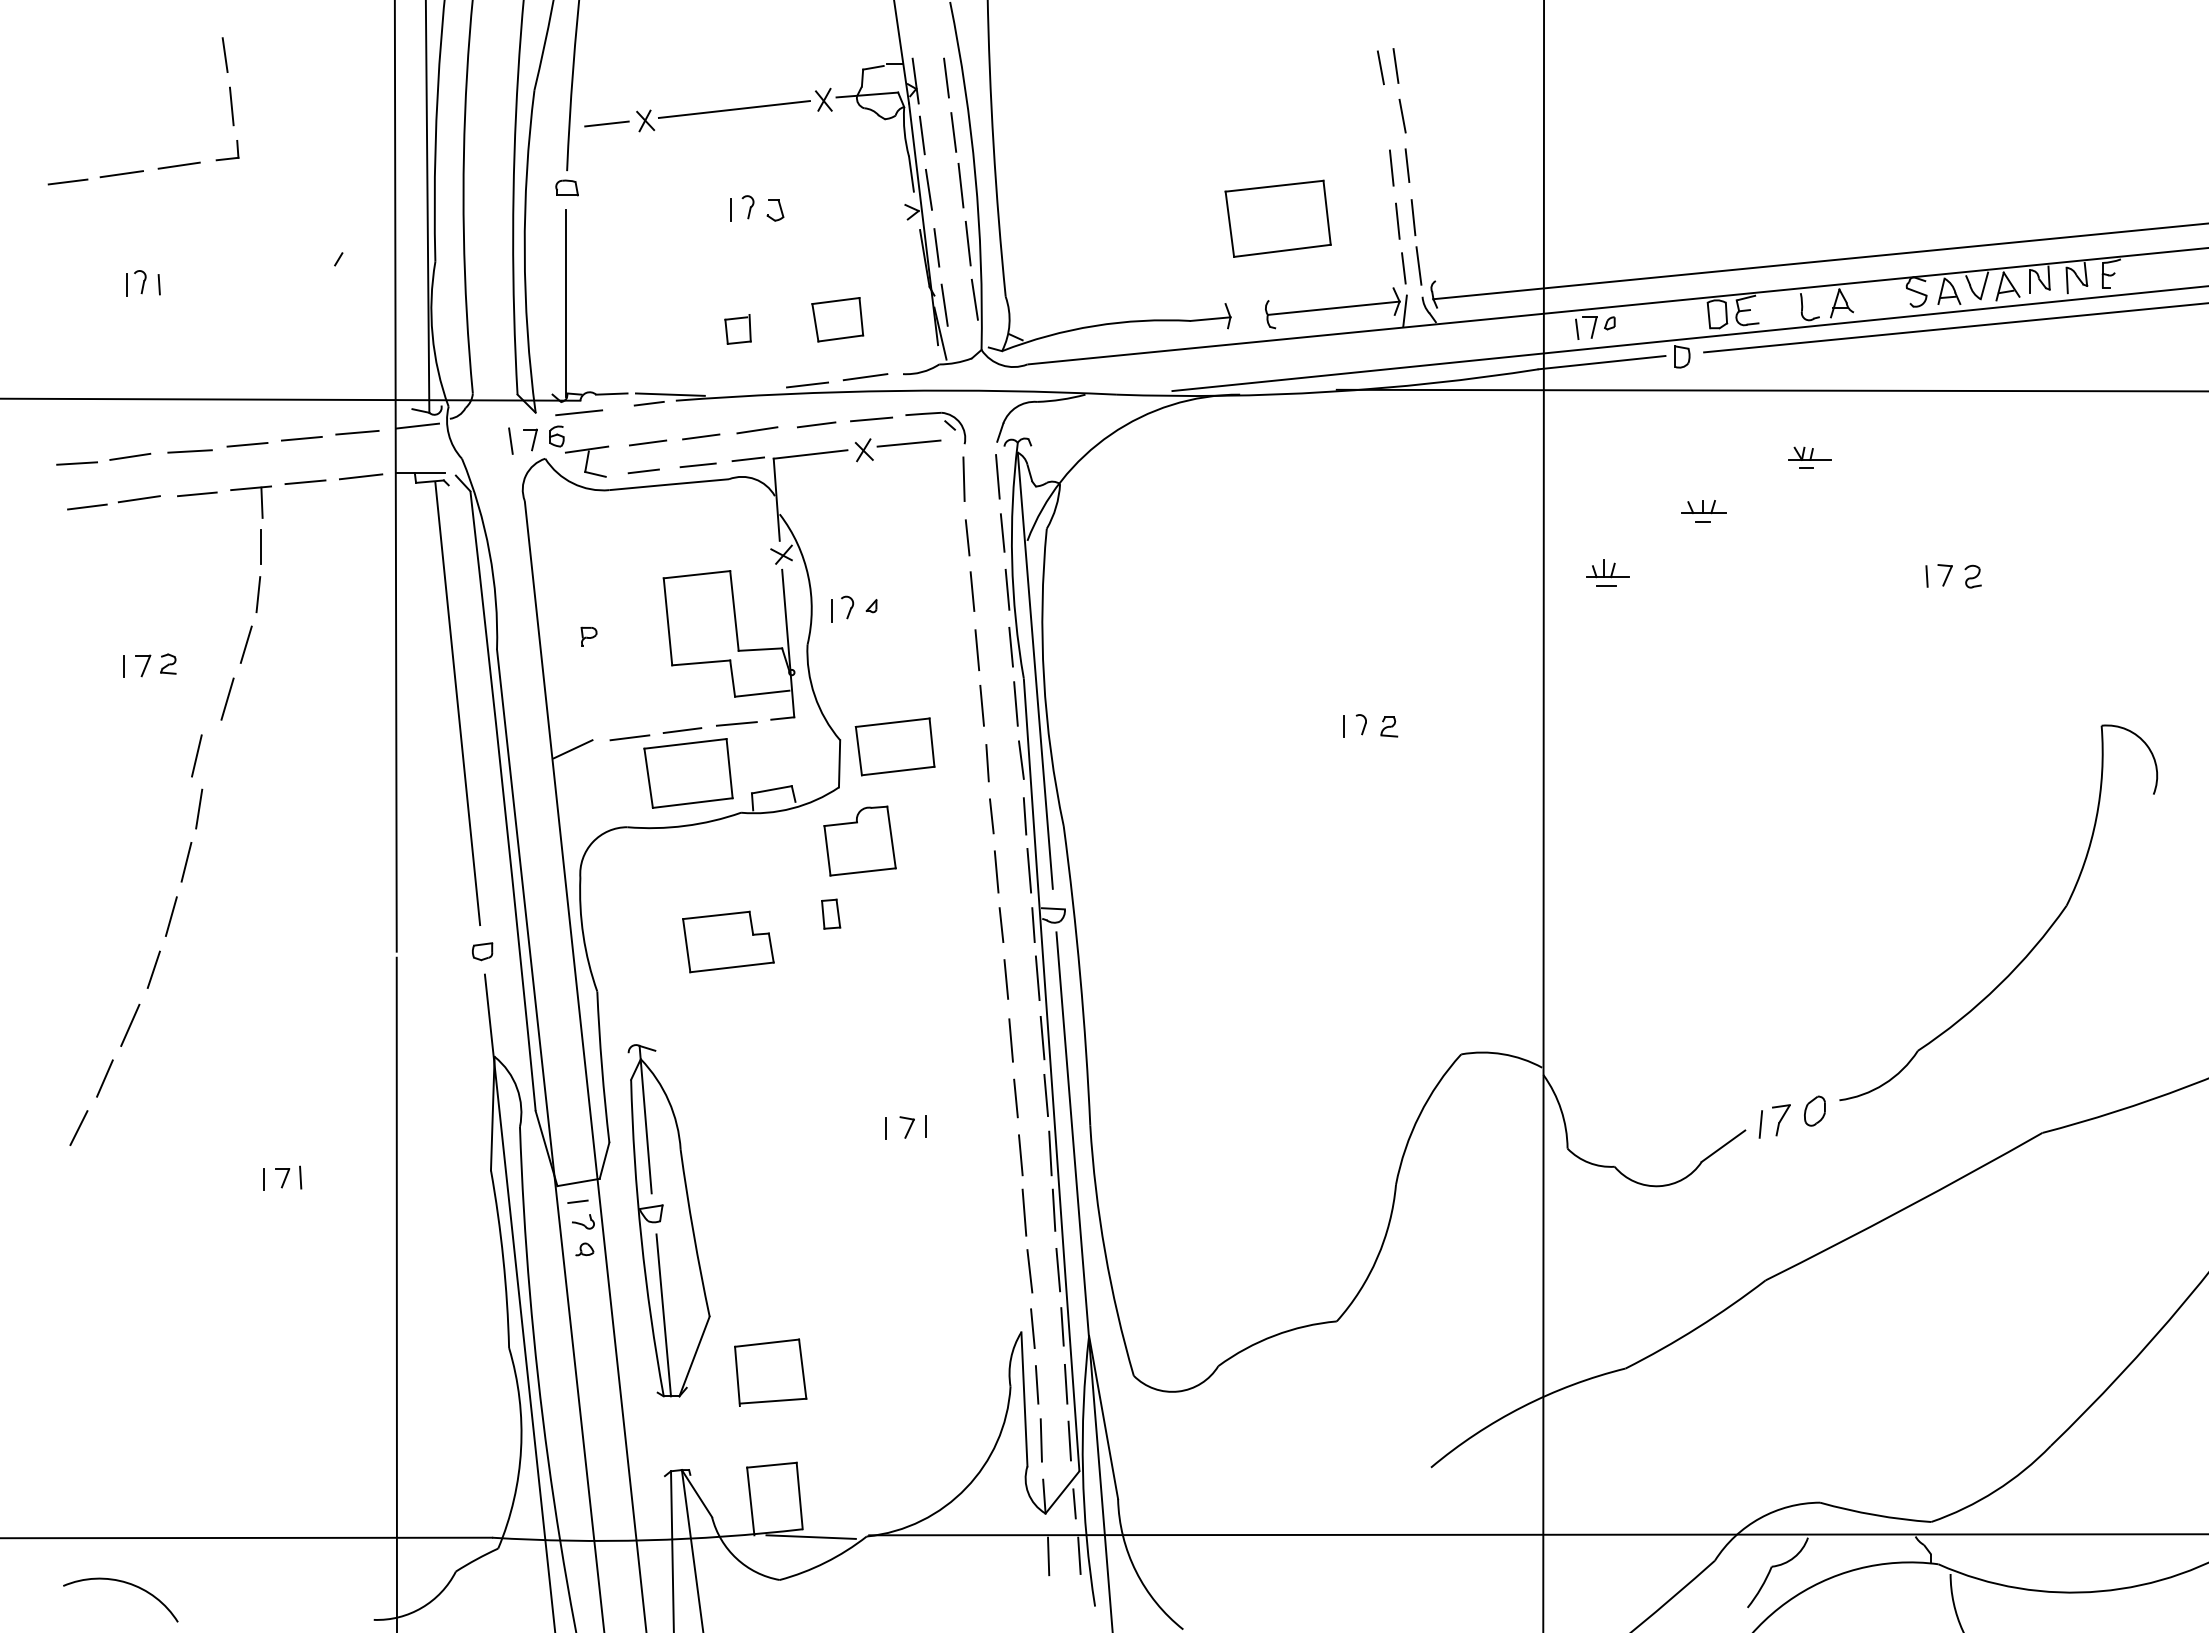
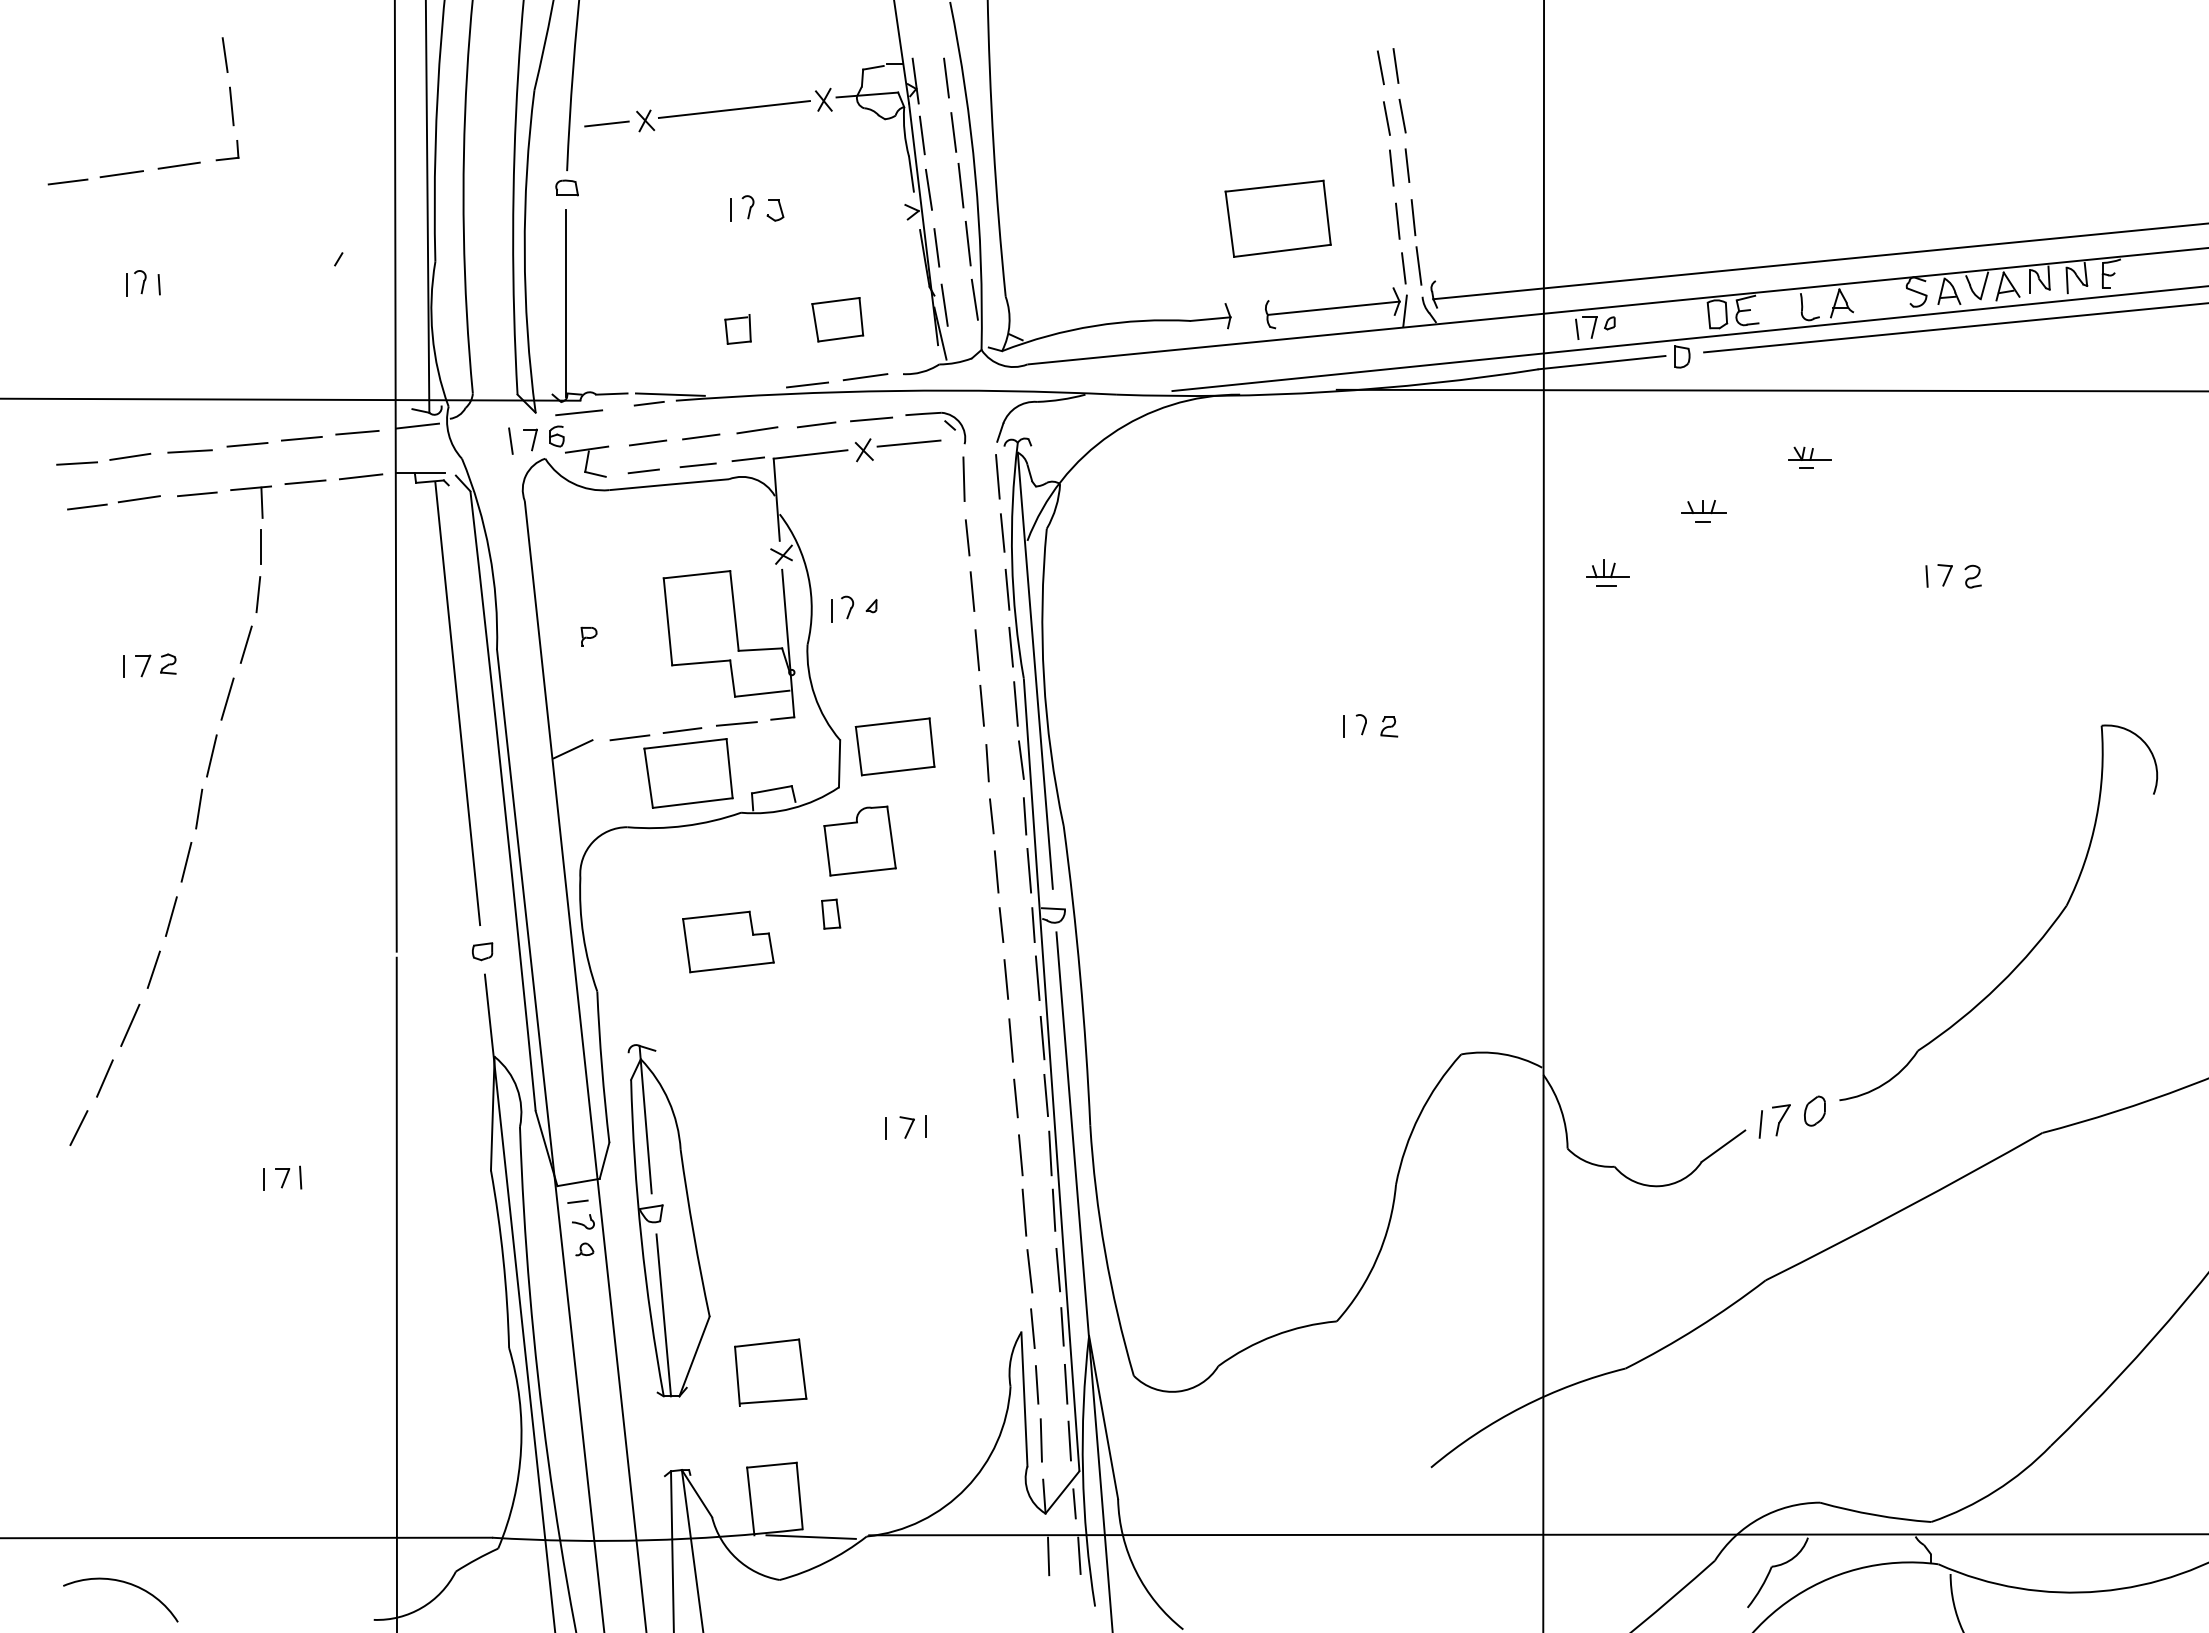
line: none -> present (1386, 118)
line position: (196, 755) -> (211, 755) (211, 755)
